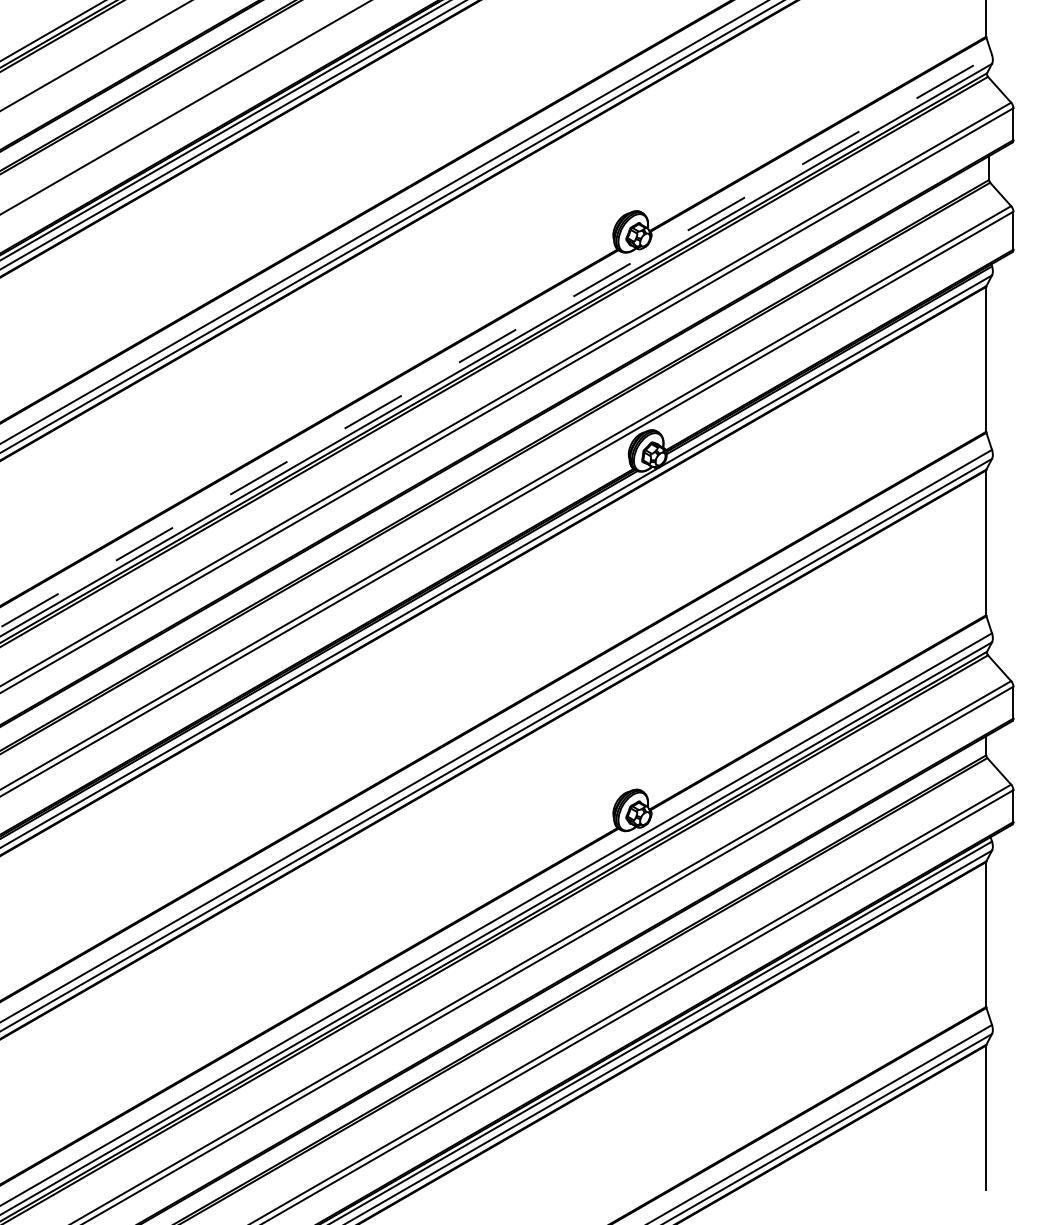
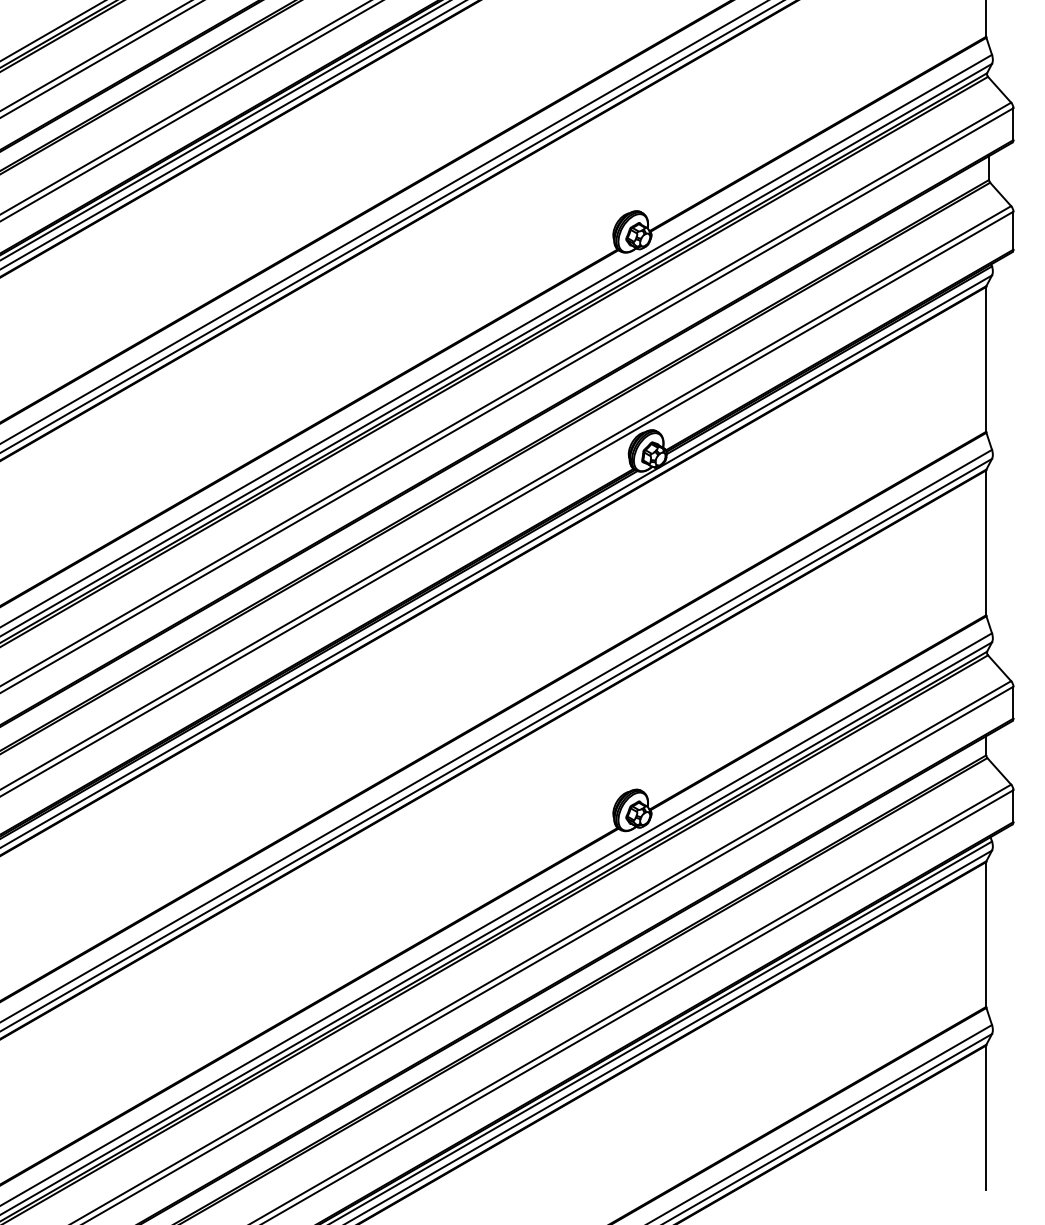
line: none -> present (101, 59)
line: none -> present (191, 111)
line: dashed -> solid (496, 340)
